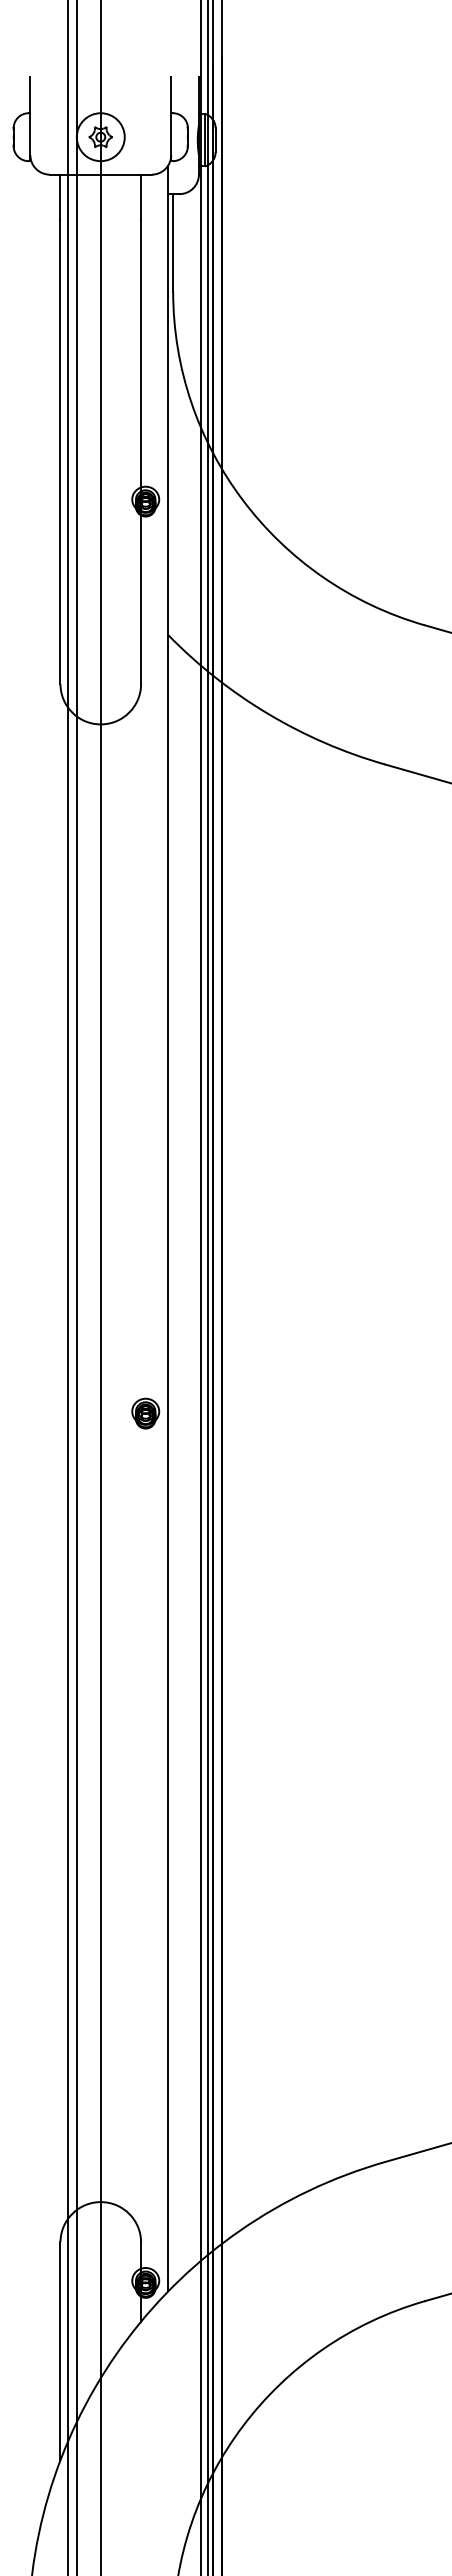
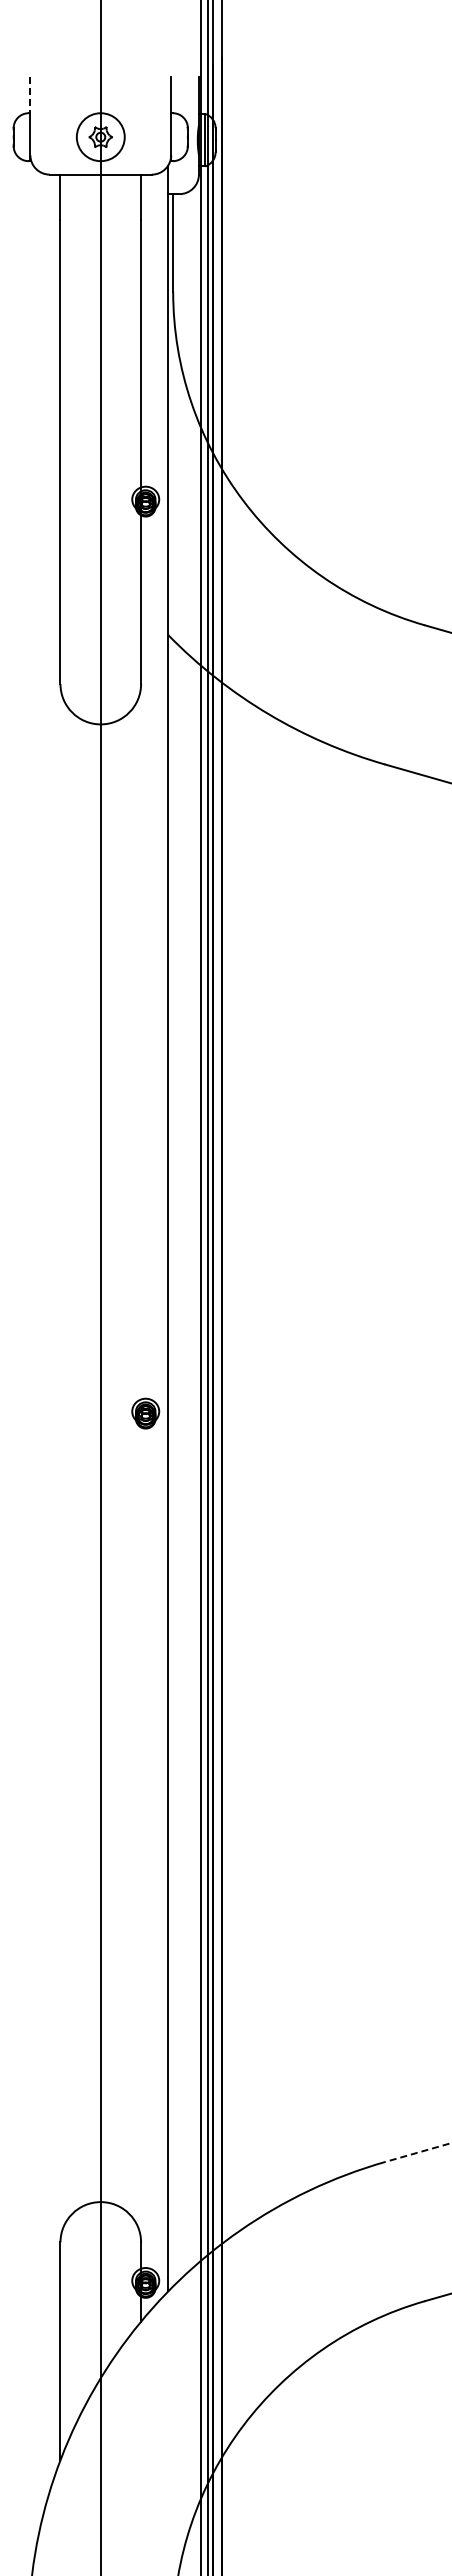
line: solid -> dashed (30, 95)
line: present -> none (67, 1287)
line: present -> none (76, 1287)
line: solid -> dashed (418, 2152)
